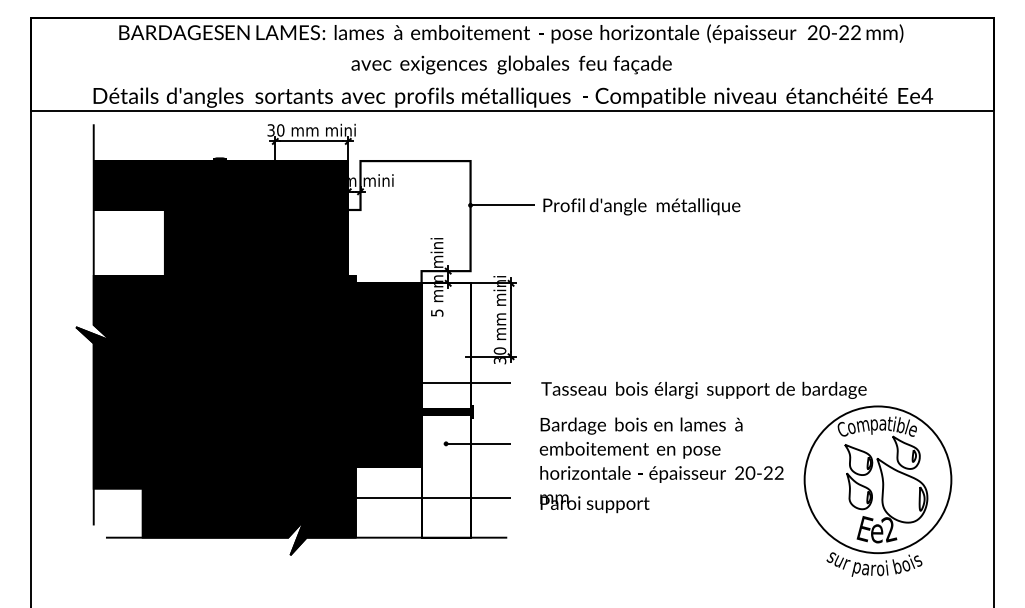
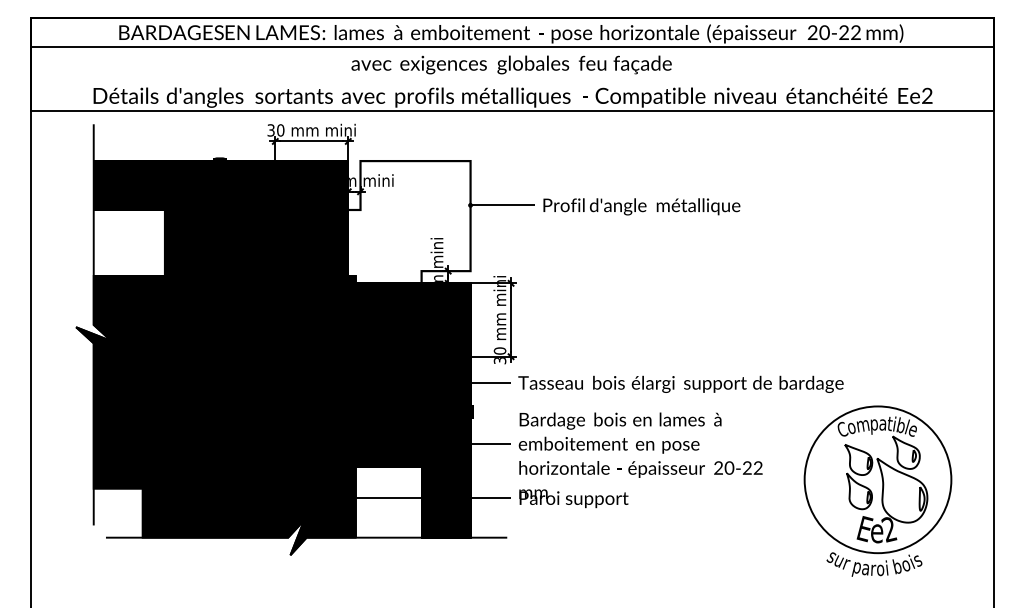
line: none -> present (512, 47)
text: Ee4 -> Ee2 (927, 95)
text position: (703, 389) -> (680, 383) (680, 383)
fill: none -> present (445, 410)
text position: (661, 465) -> (640, 460) (640, 460)
